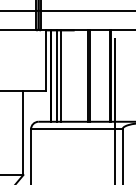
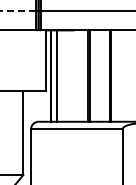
line: solid -> dashed (18, 10)
line: present -> none (60, 75)
line: present -> none (114, 109)
